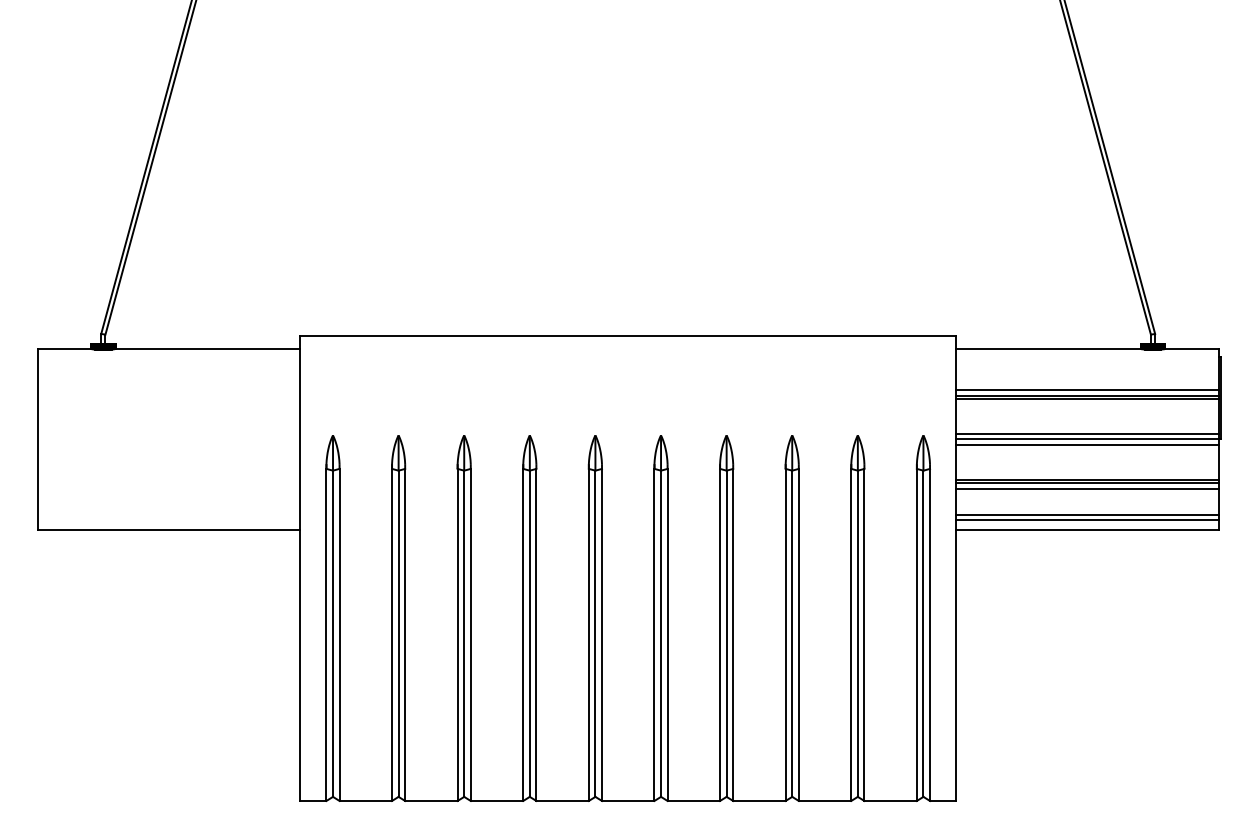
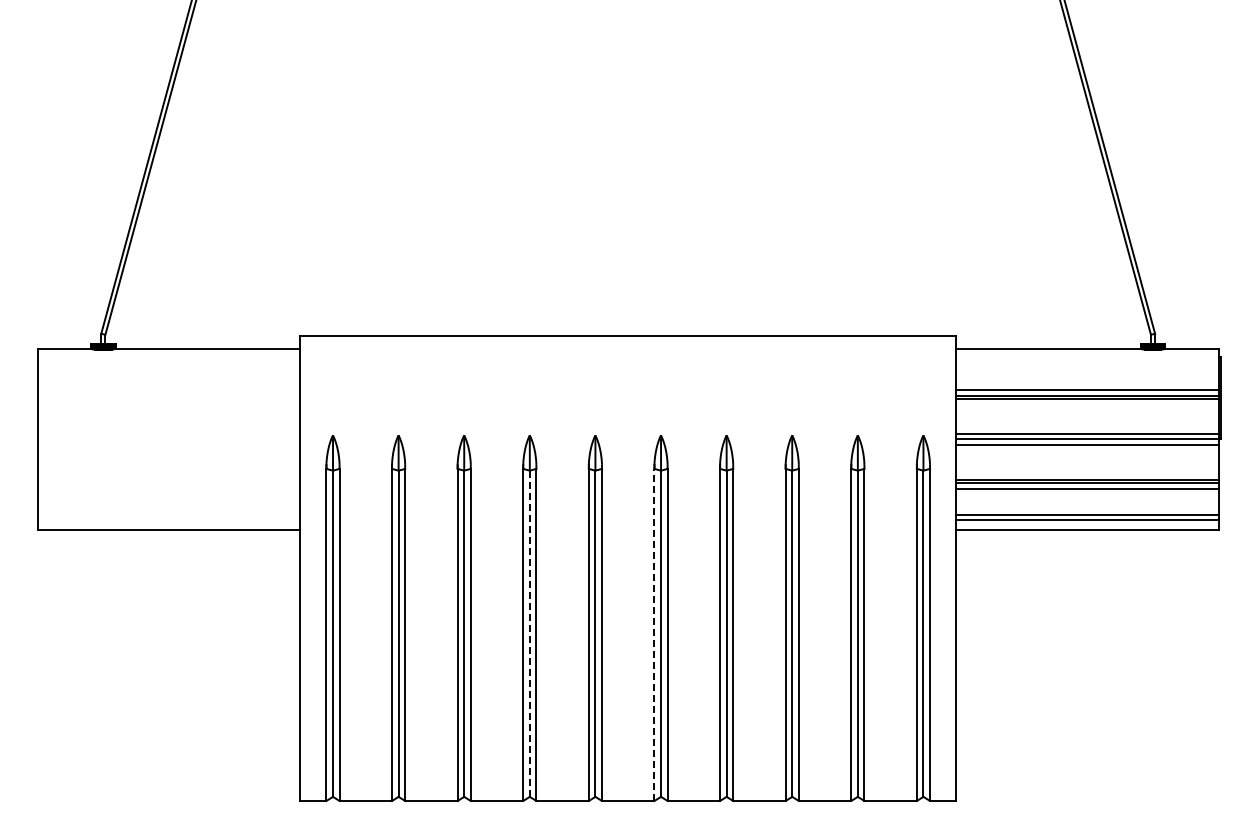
line: solid -> dashed (529, 634)
line: solid -> dashed (654, 634)
